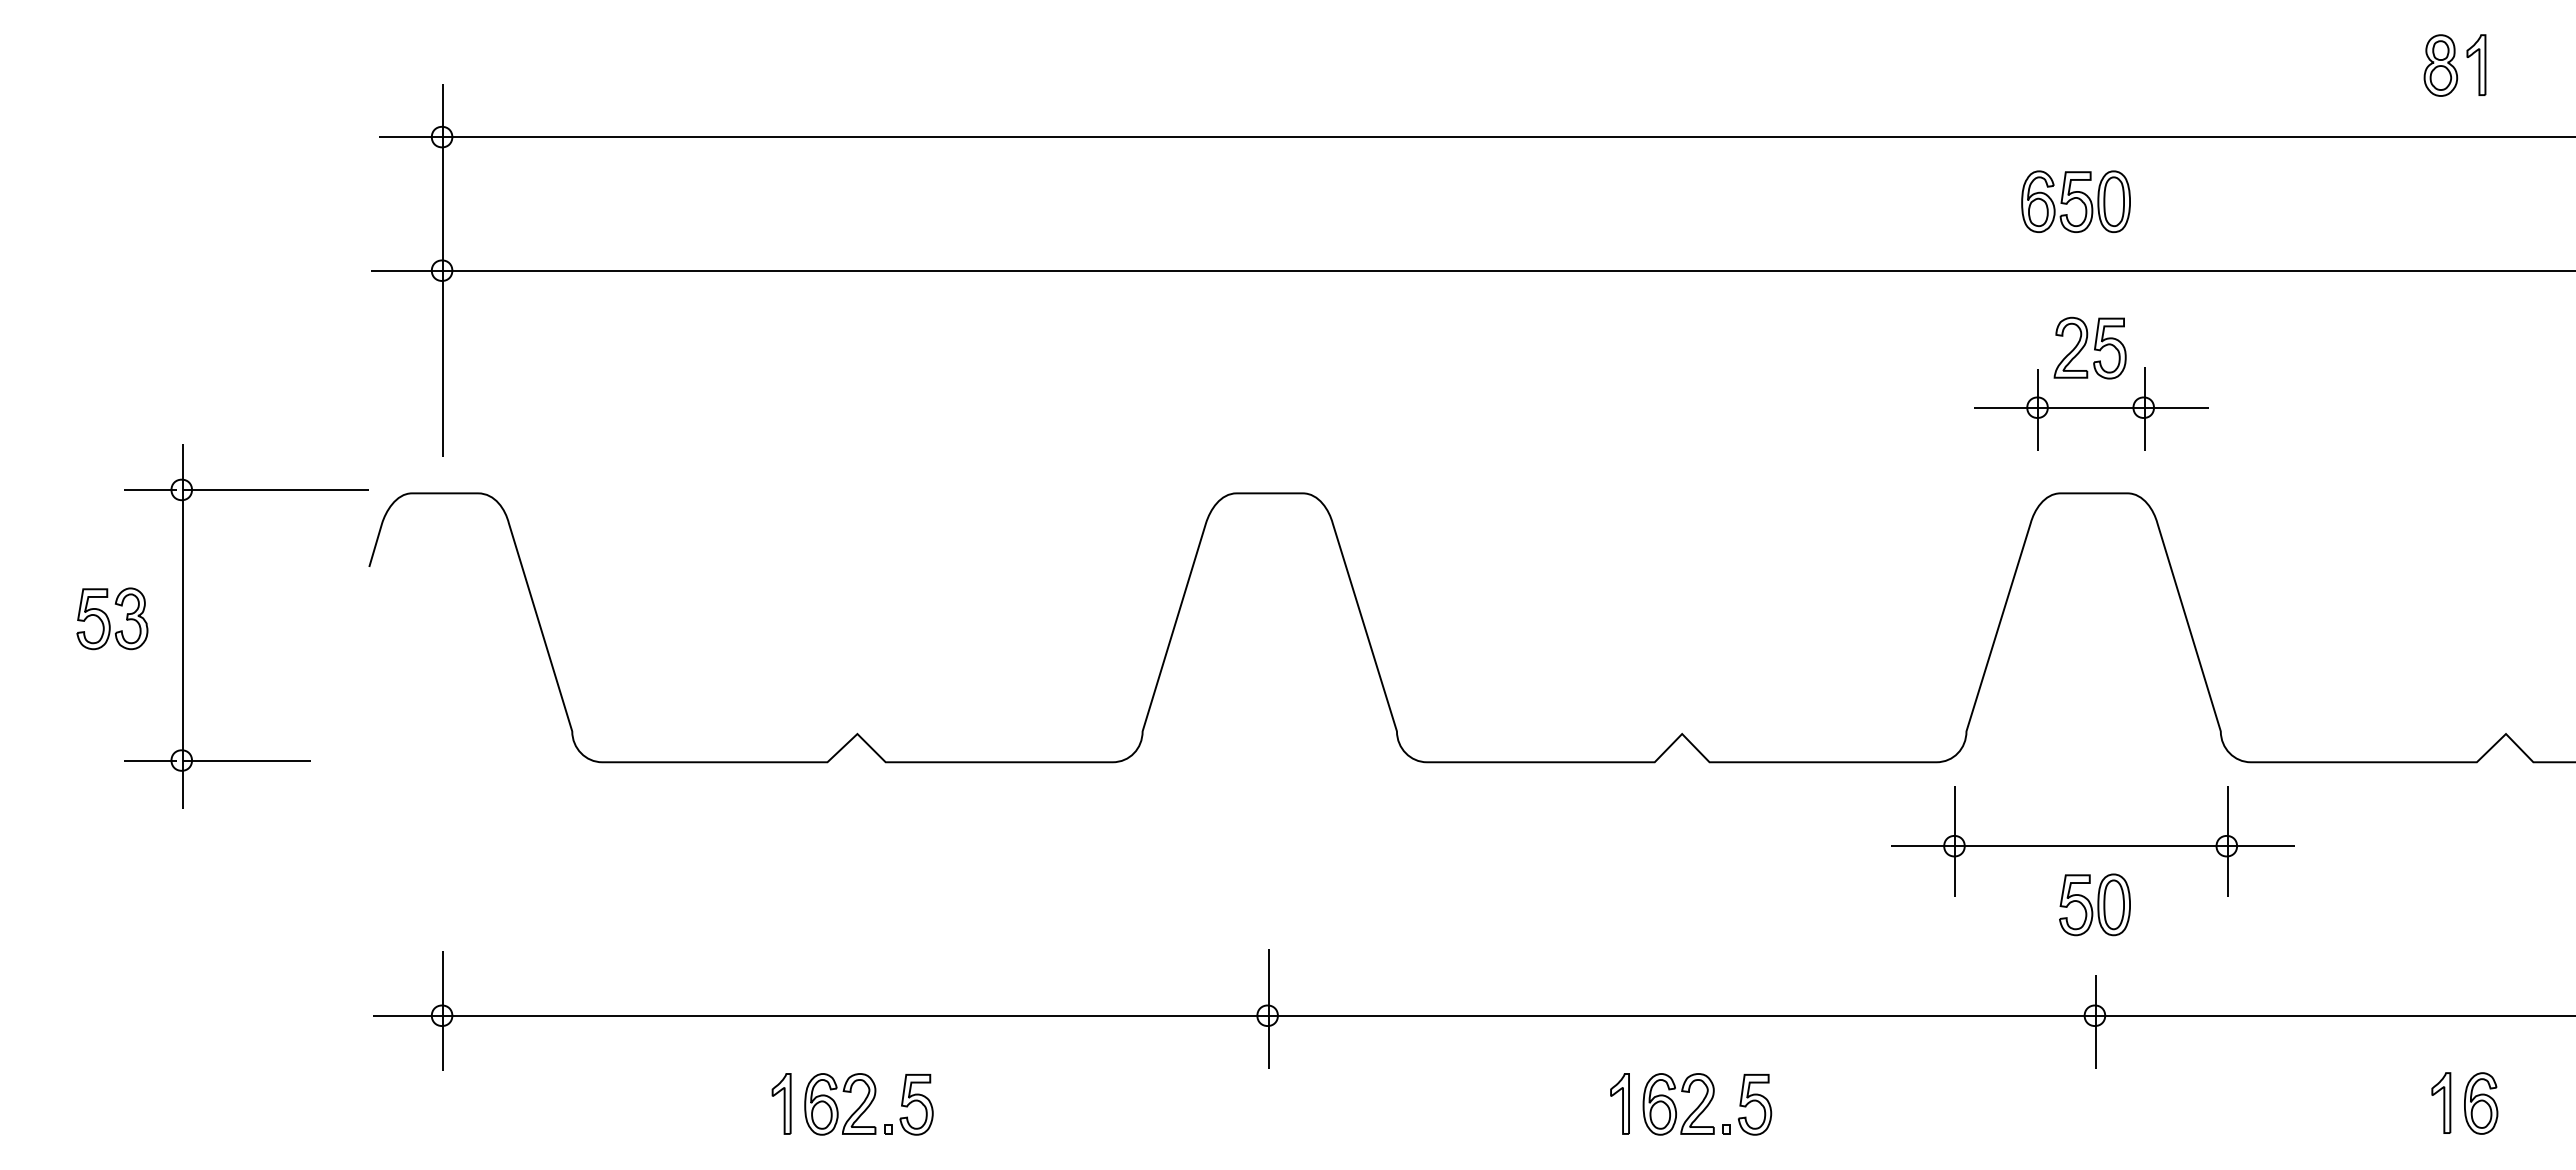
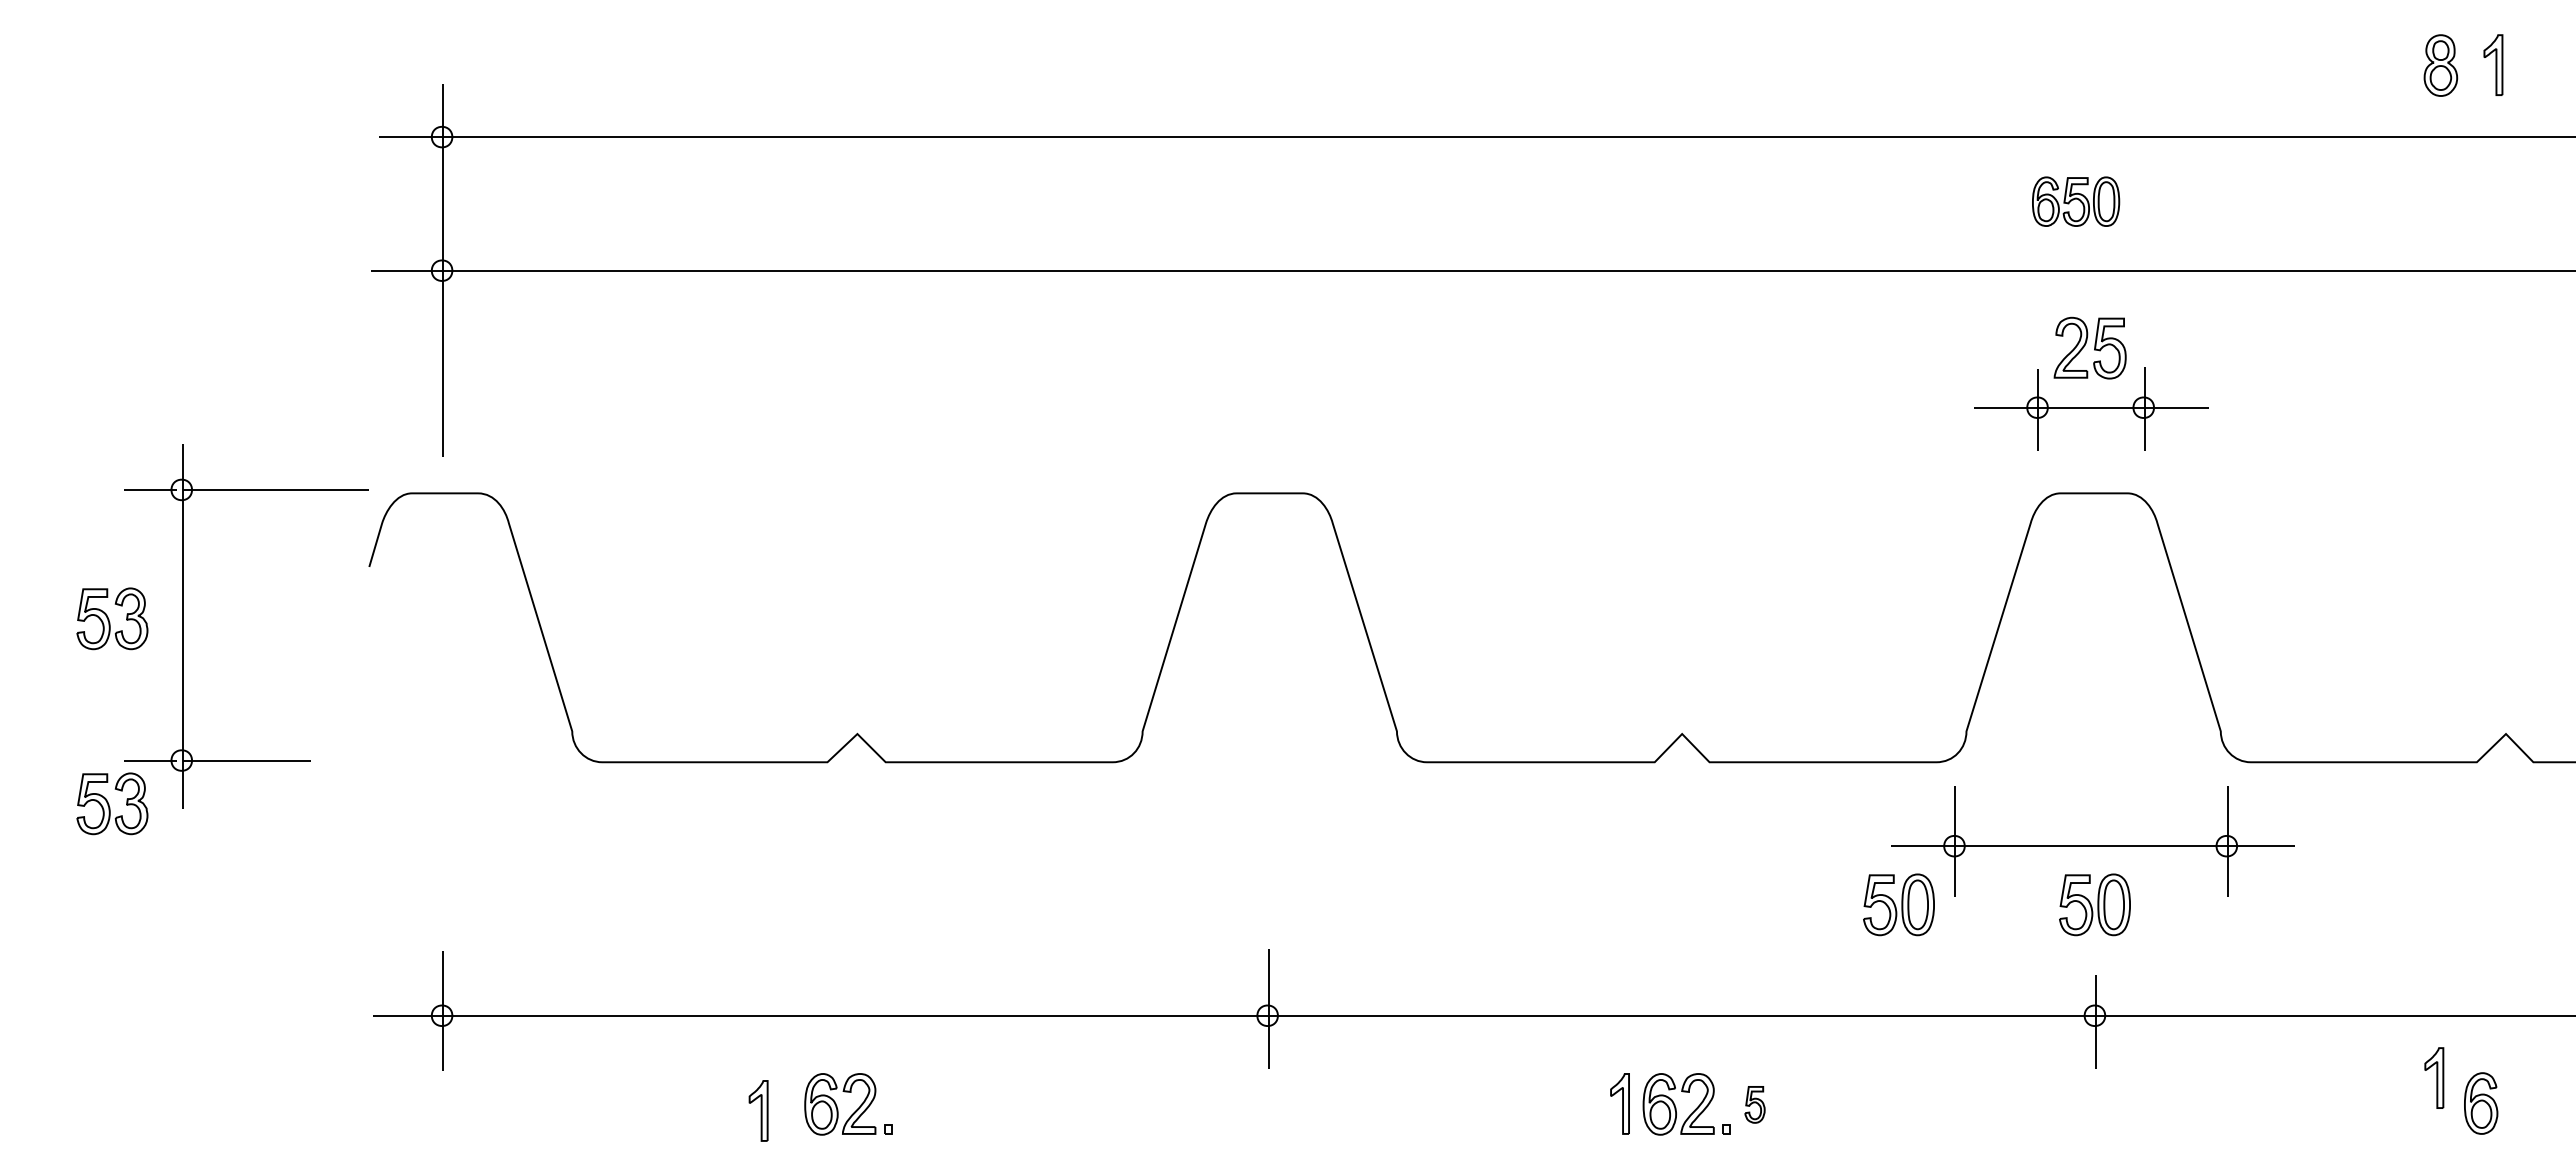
part position: (2476, 64) -> (2493, 64) (2493, 64)
part size: 110x63 px -> 89x51 px (2076, 201)
part: none -> present (112, 803)
part: none -> present (1898, 904)
part position: (2441, 1102) -> (2434, 1077) (2434, 1077)
part position: (781, 1103) -> (758, 1110) (758, 1110)
part: present -> none (916, 1104)
part size: 36x62 px -> 22x38 px (1754, 1104)
